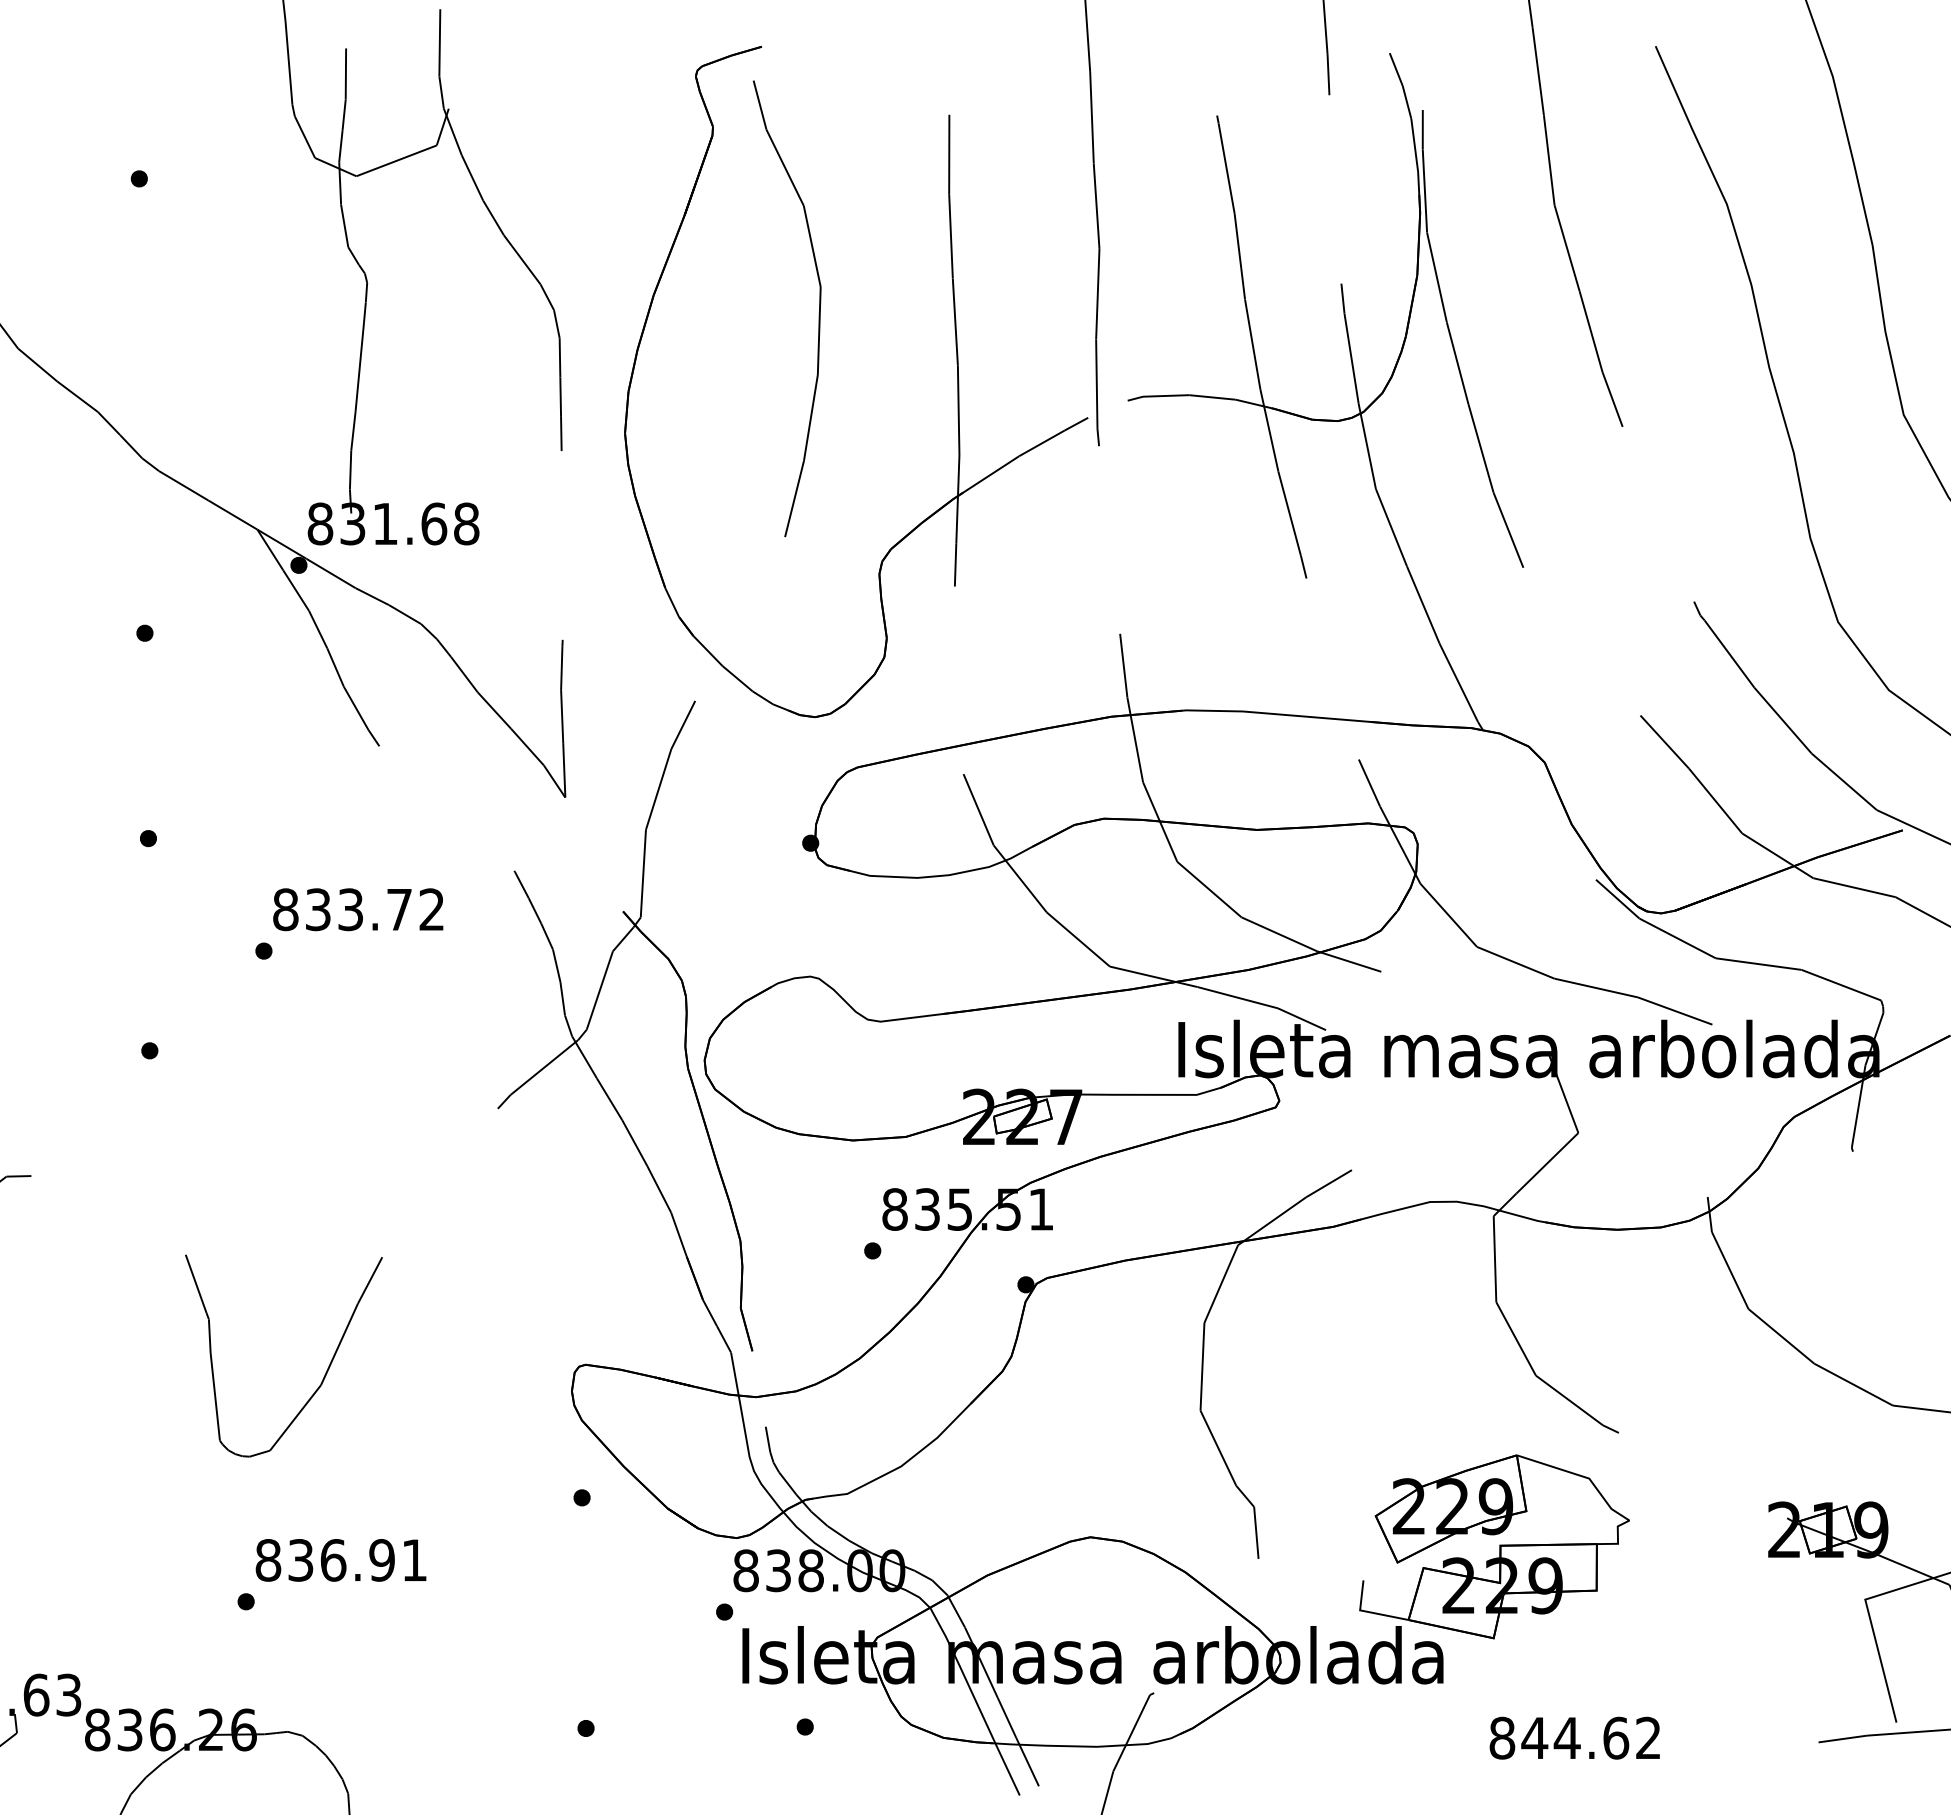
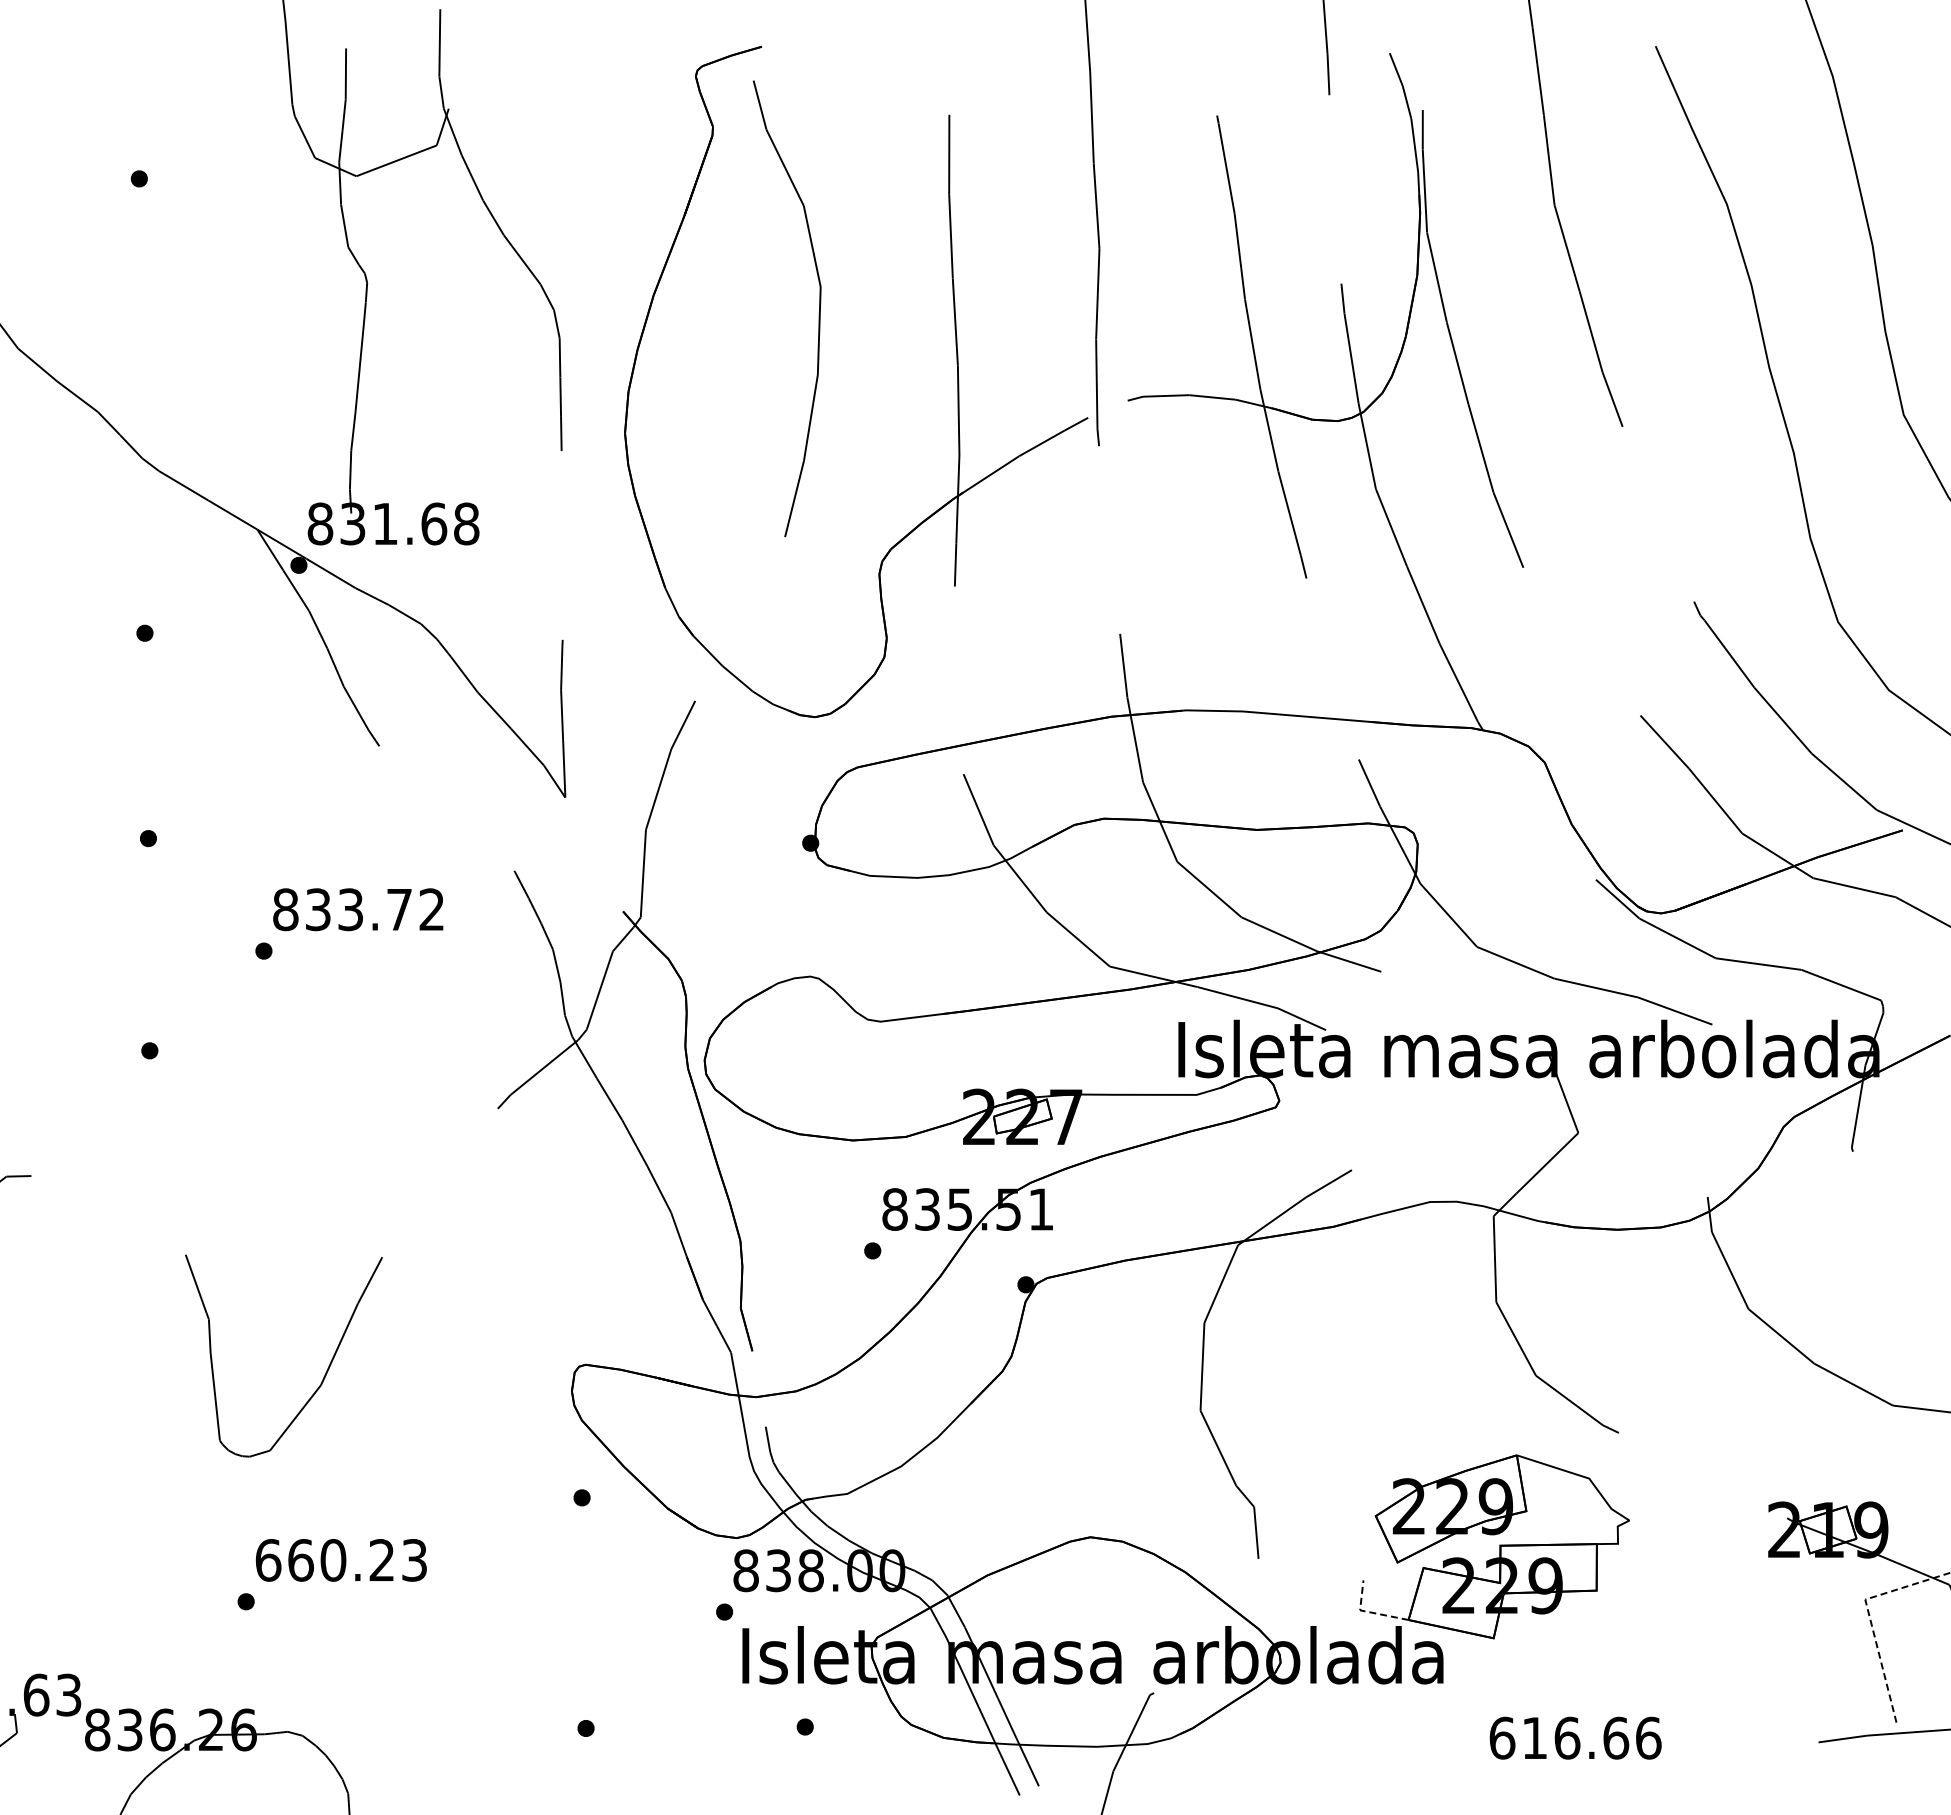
text: 836.91 -> 660.23 (340, 1560)
line: solid -> dashed (1368, 1612)
line: solid -> dashed (1869, 1617)
text: 844.62 -> 616.66 (1575, 1737)
